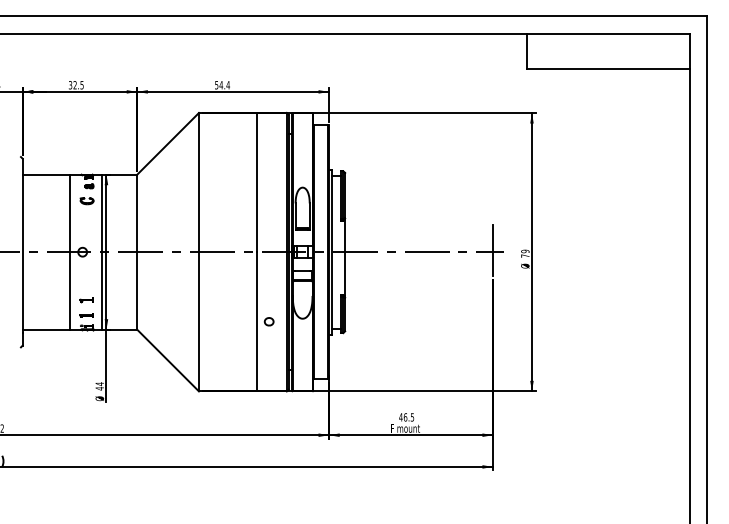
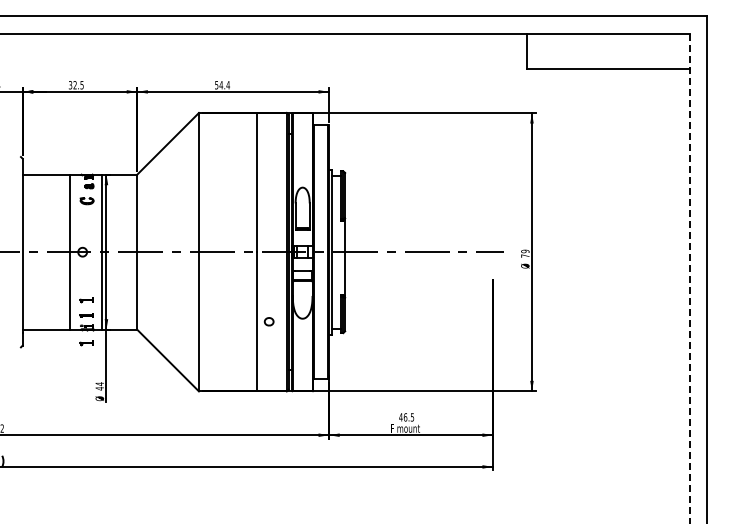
line: present -> none (493, 250)
line: solid -> dashed (689, 278)
part: none -> present (86, 343)
